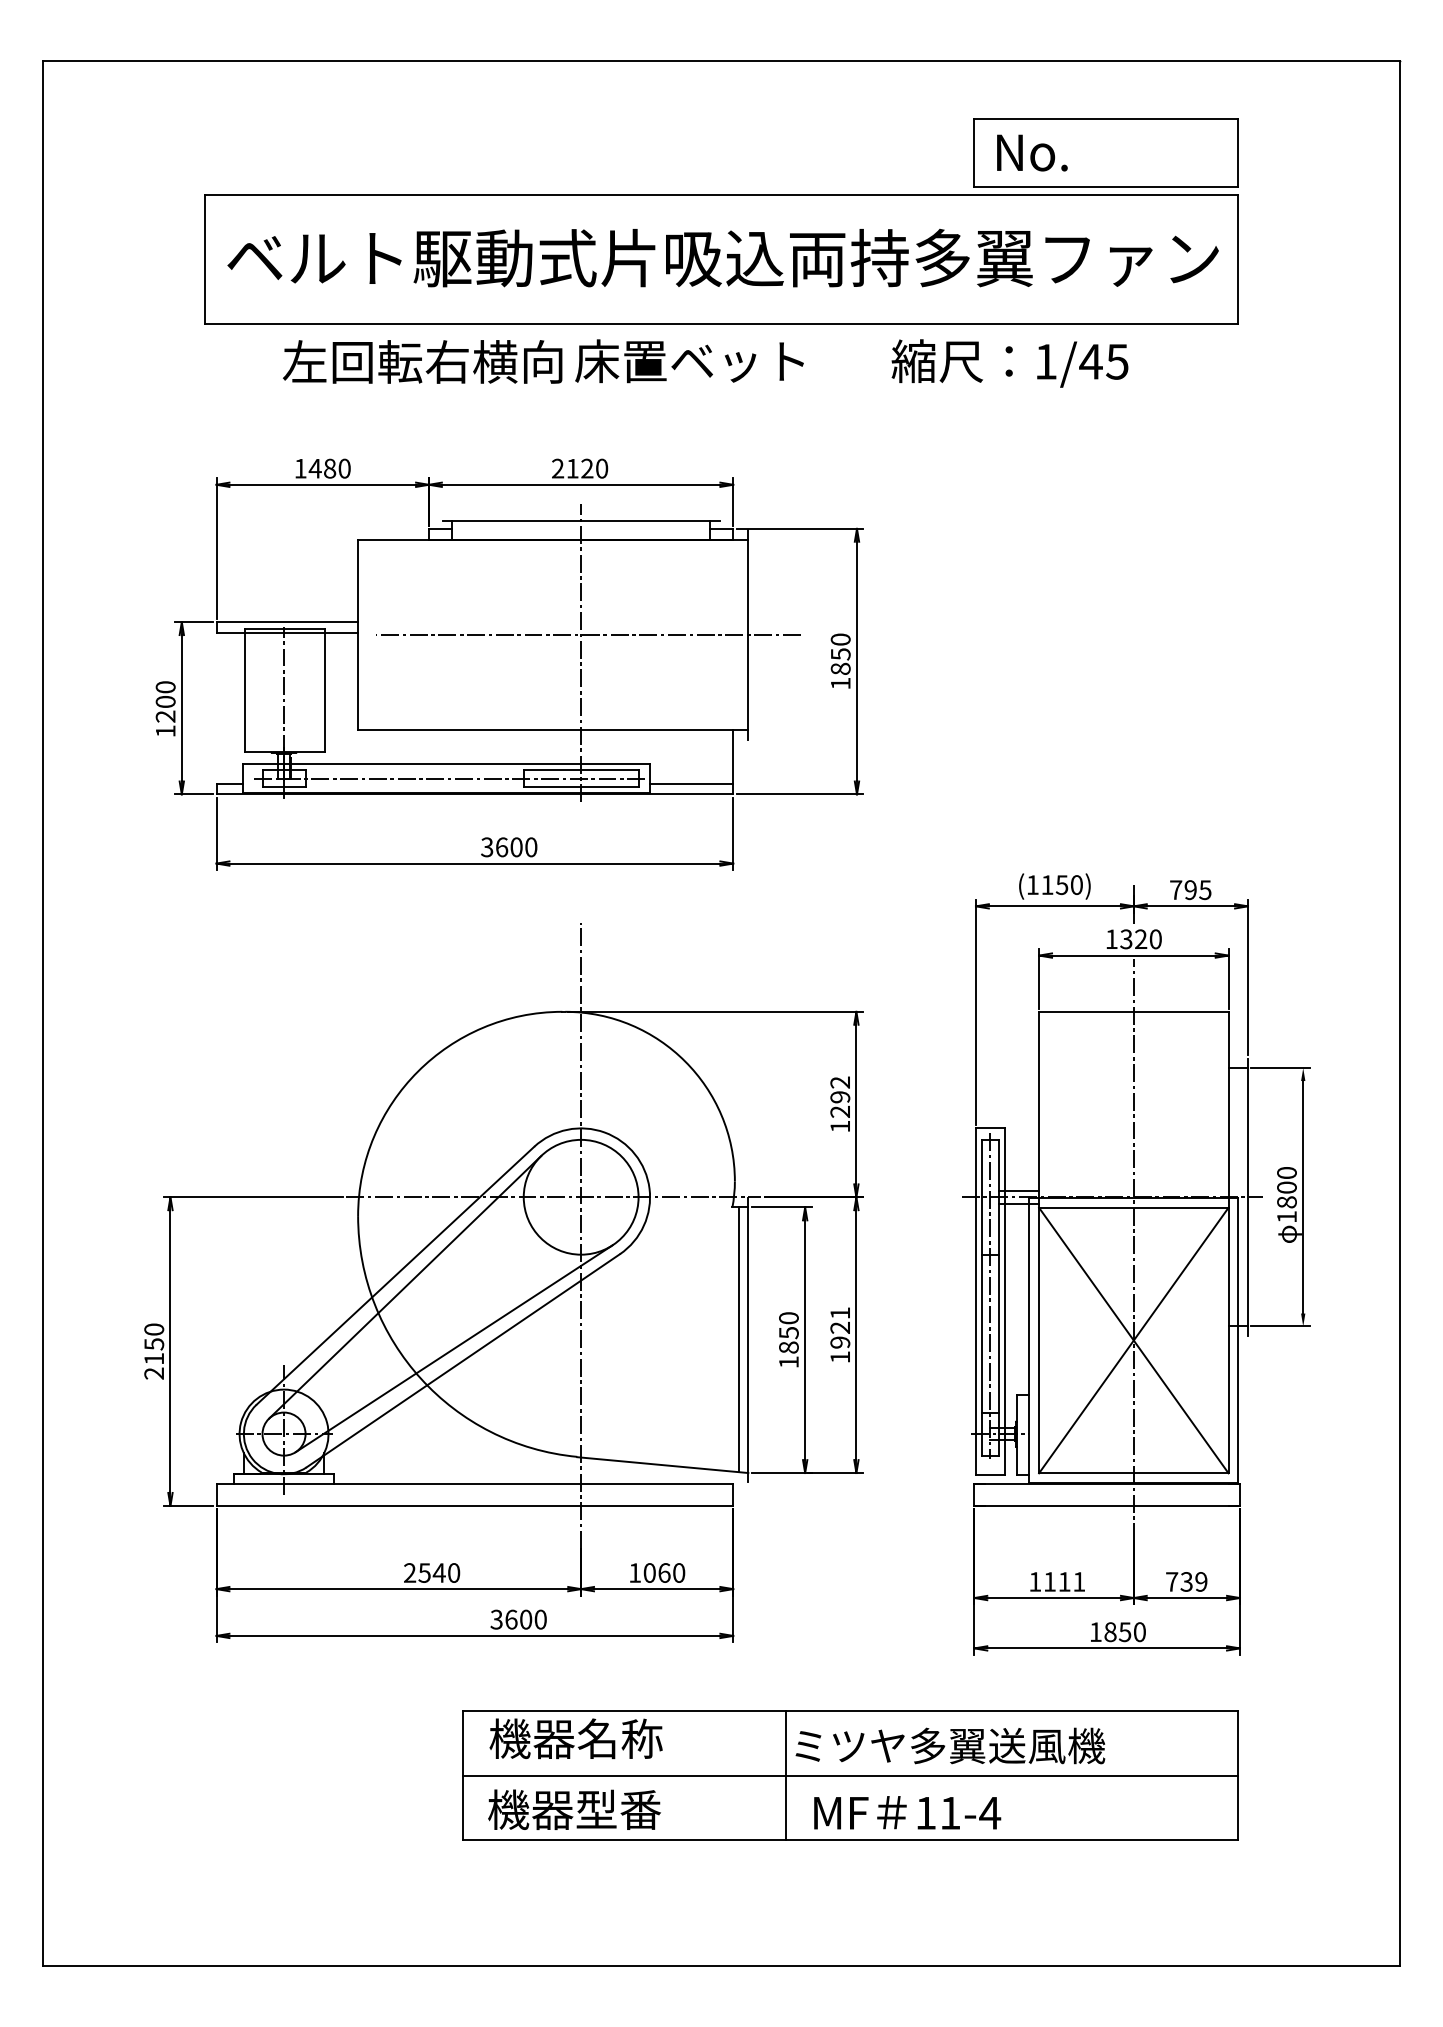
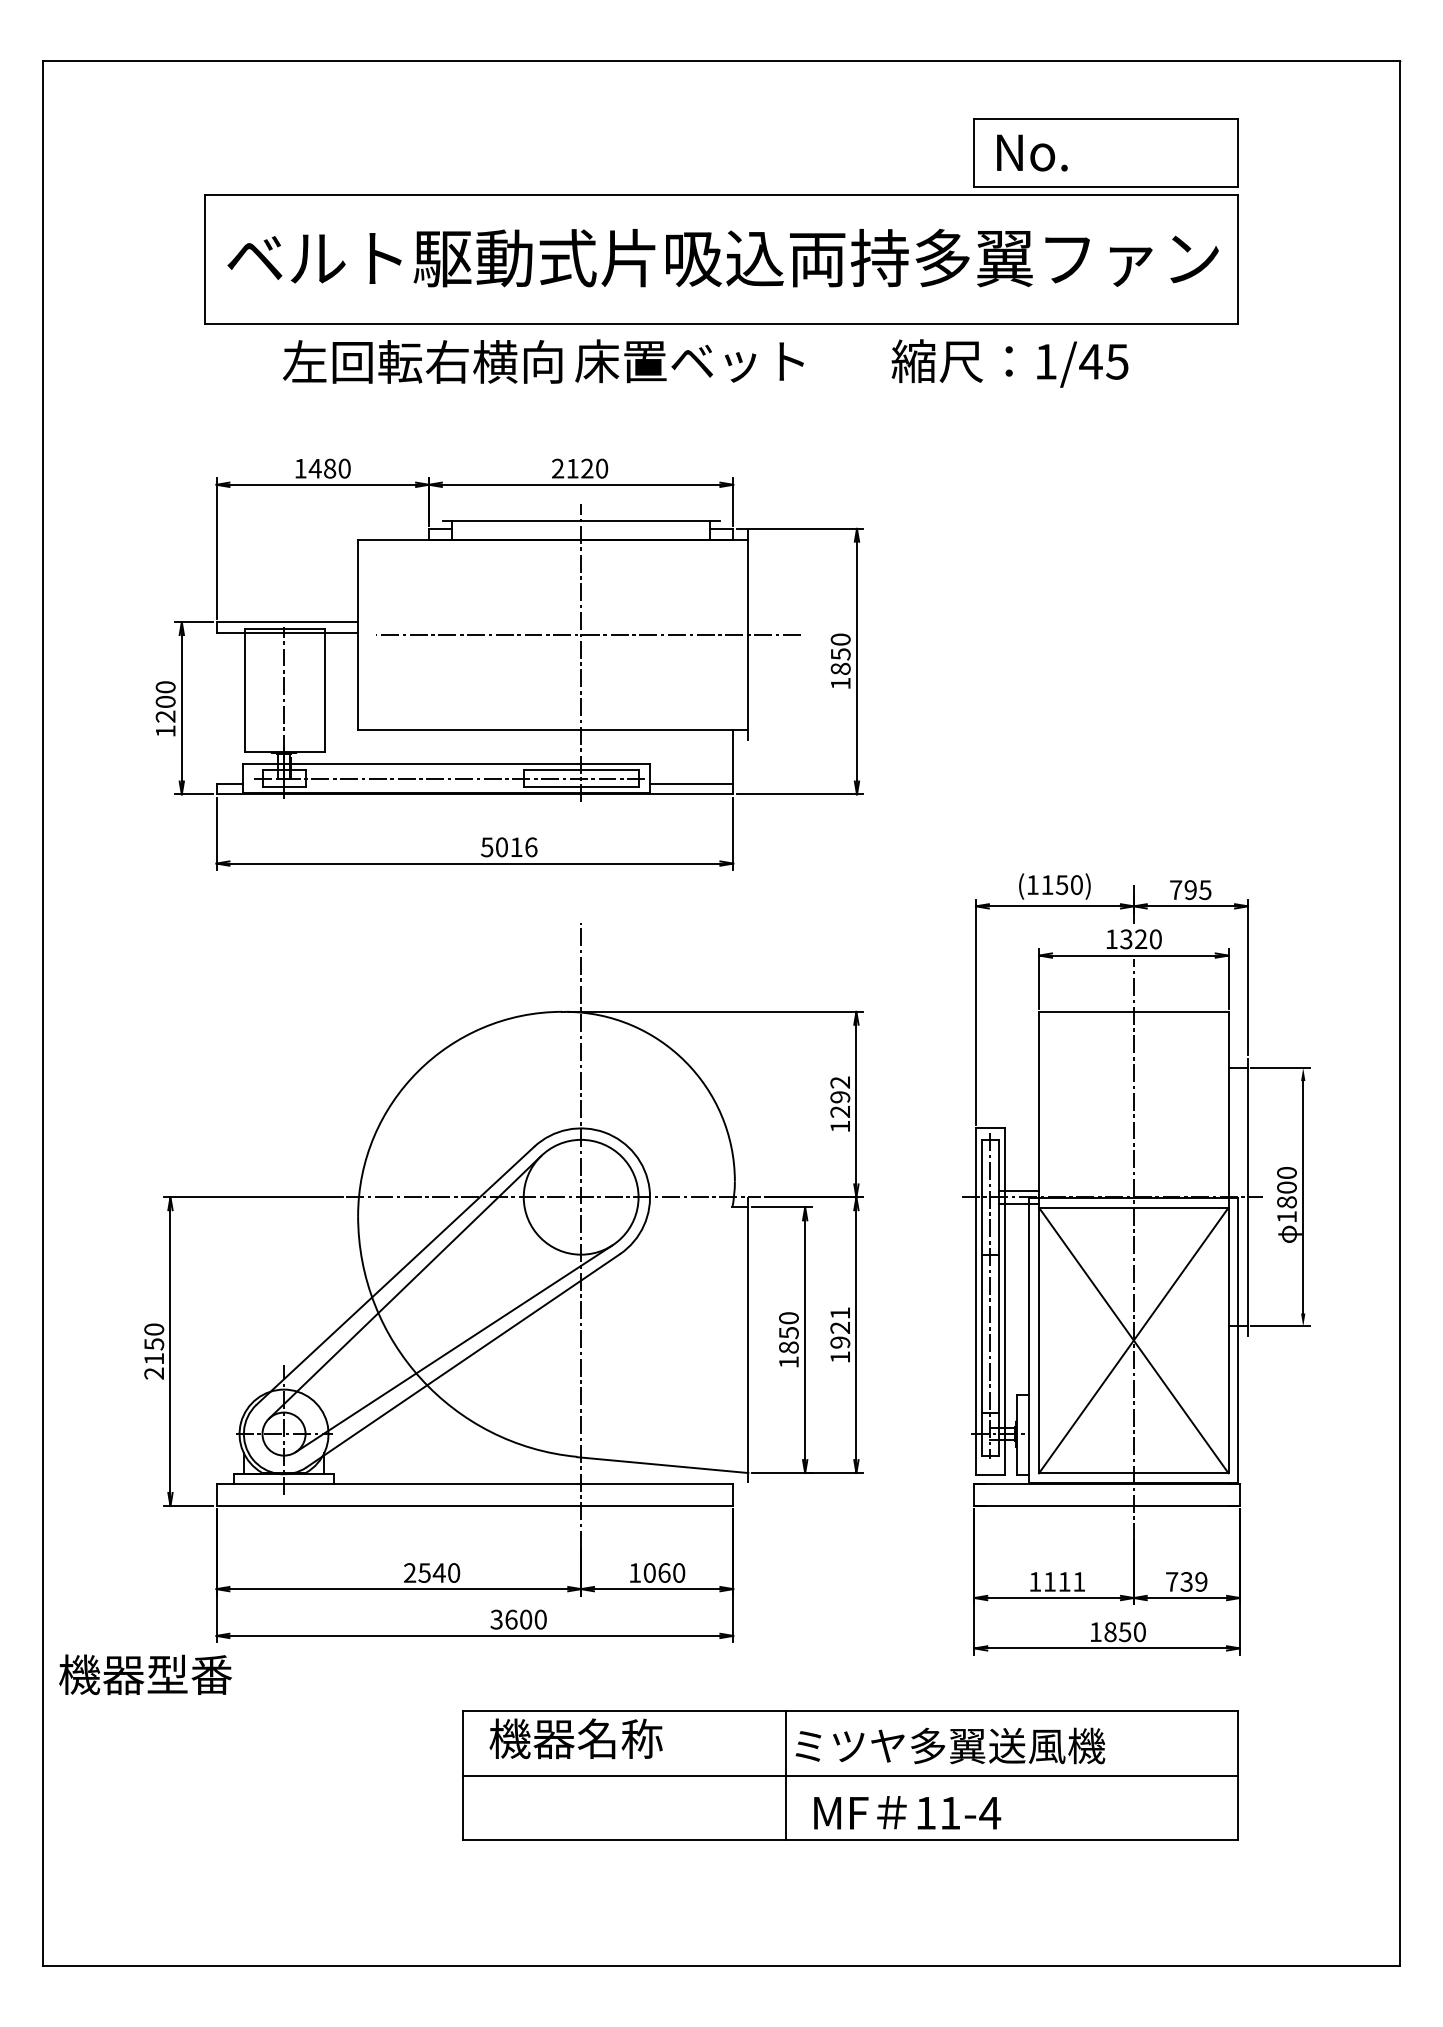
text: 3600 -> 5016 (509, 847)
line: present -> none (739, 1339)
text position: (574, 1809) -> (145, 1674) (145, 1674)
